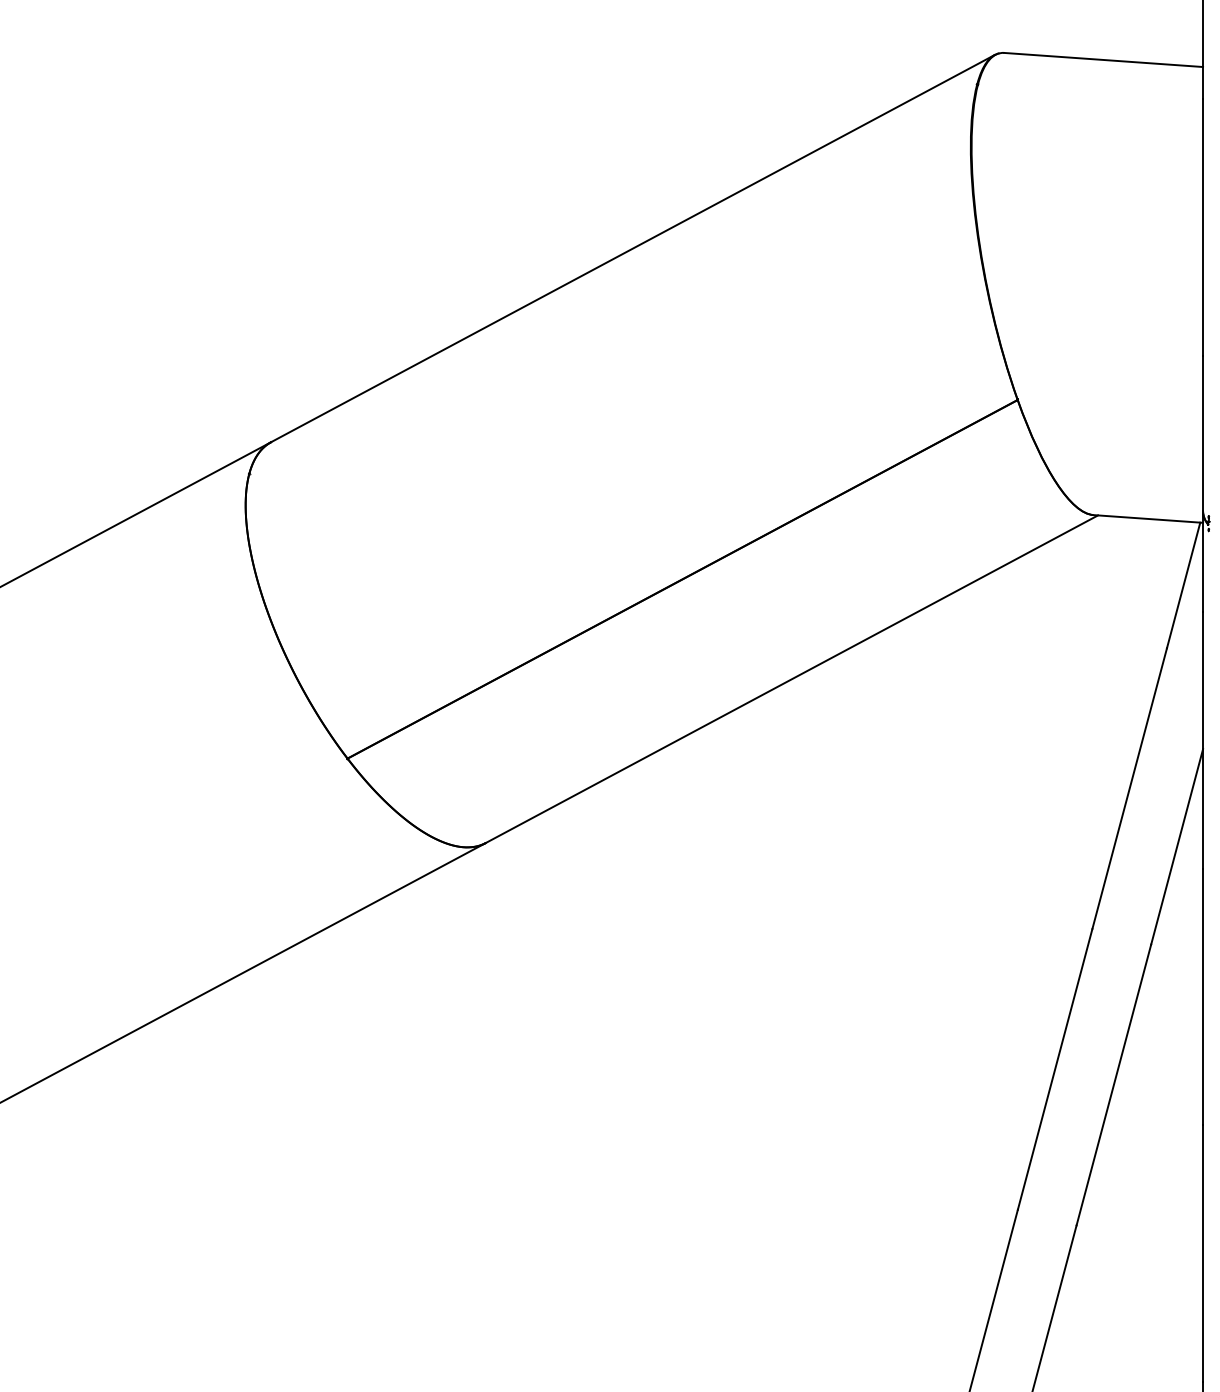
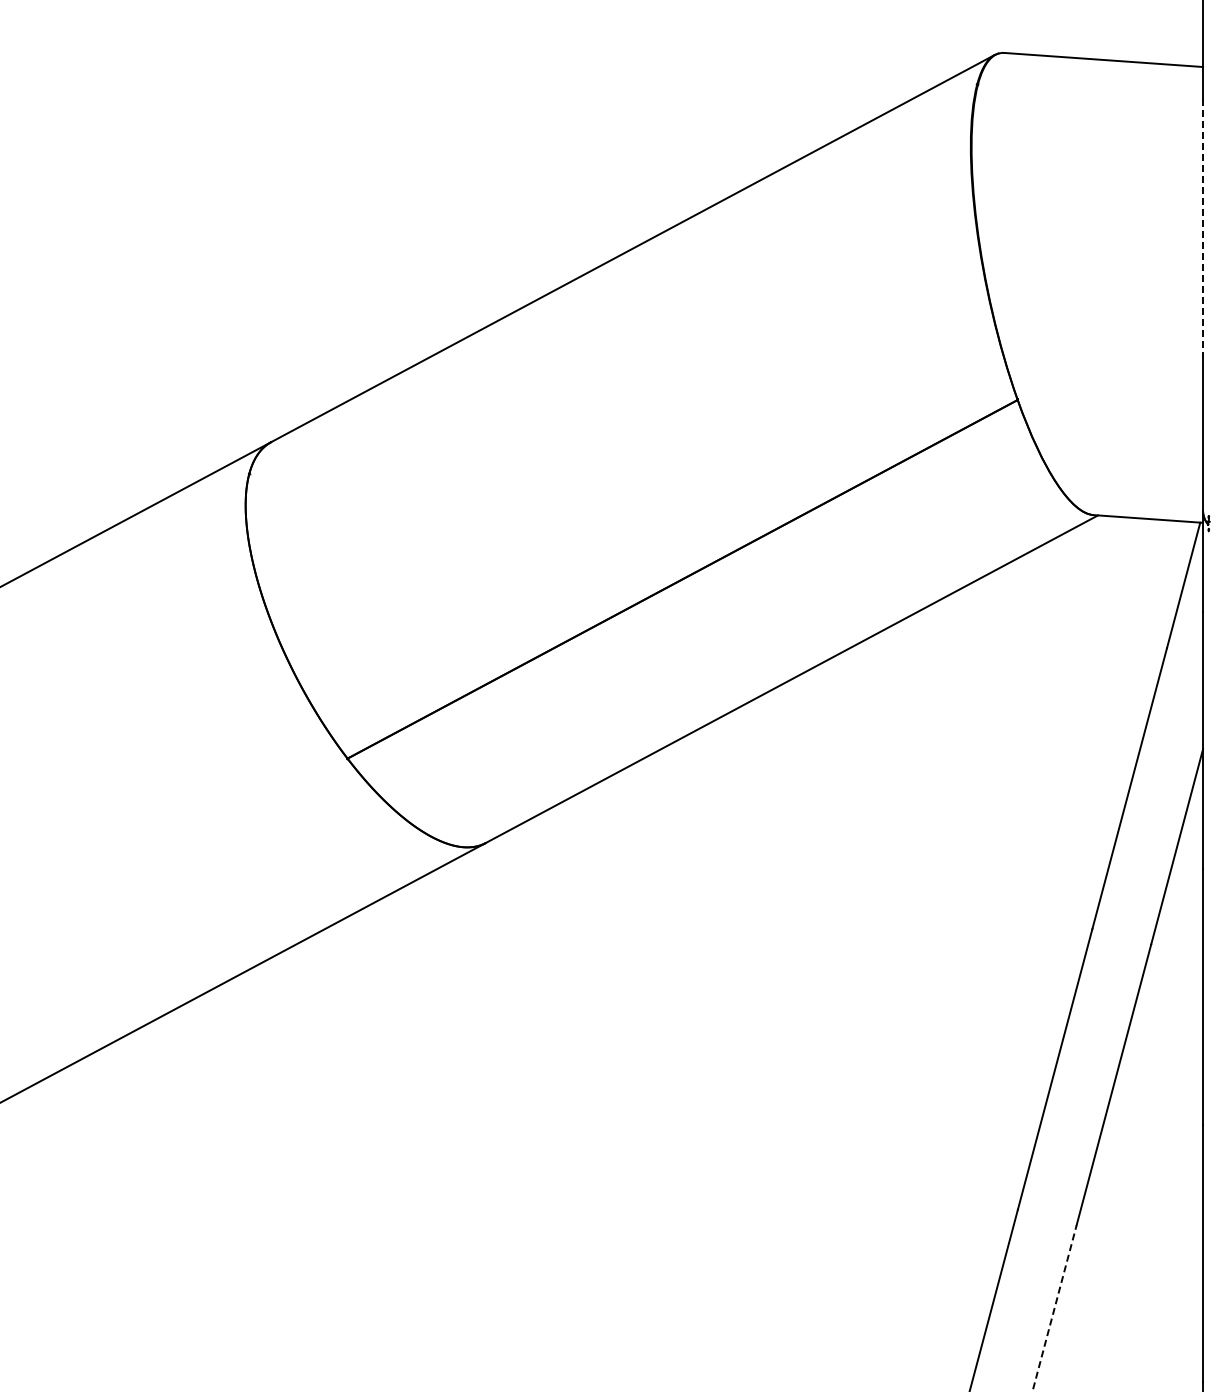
line: solid -> dashed (1203, 228)
line: solid -> dashed (1054, 1308)
